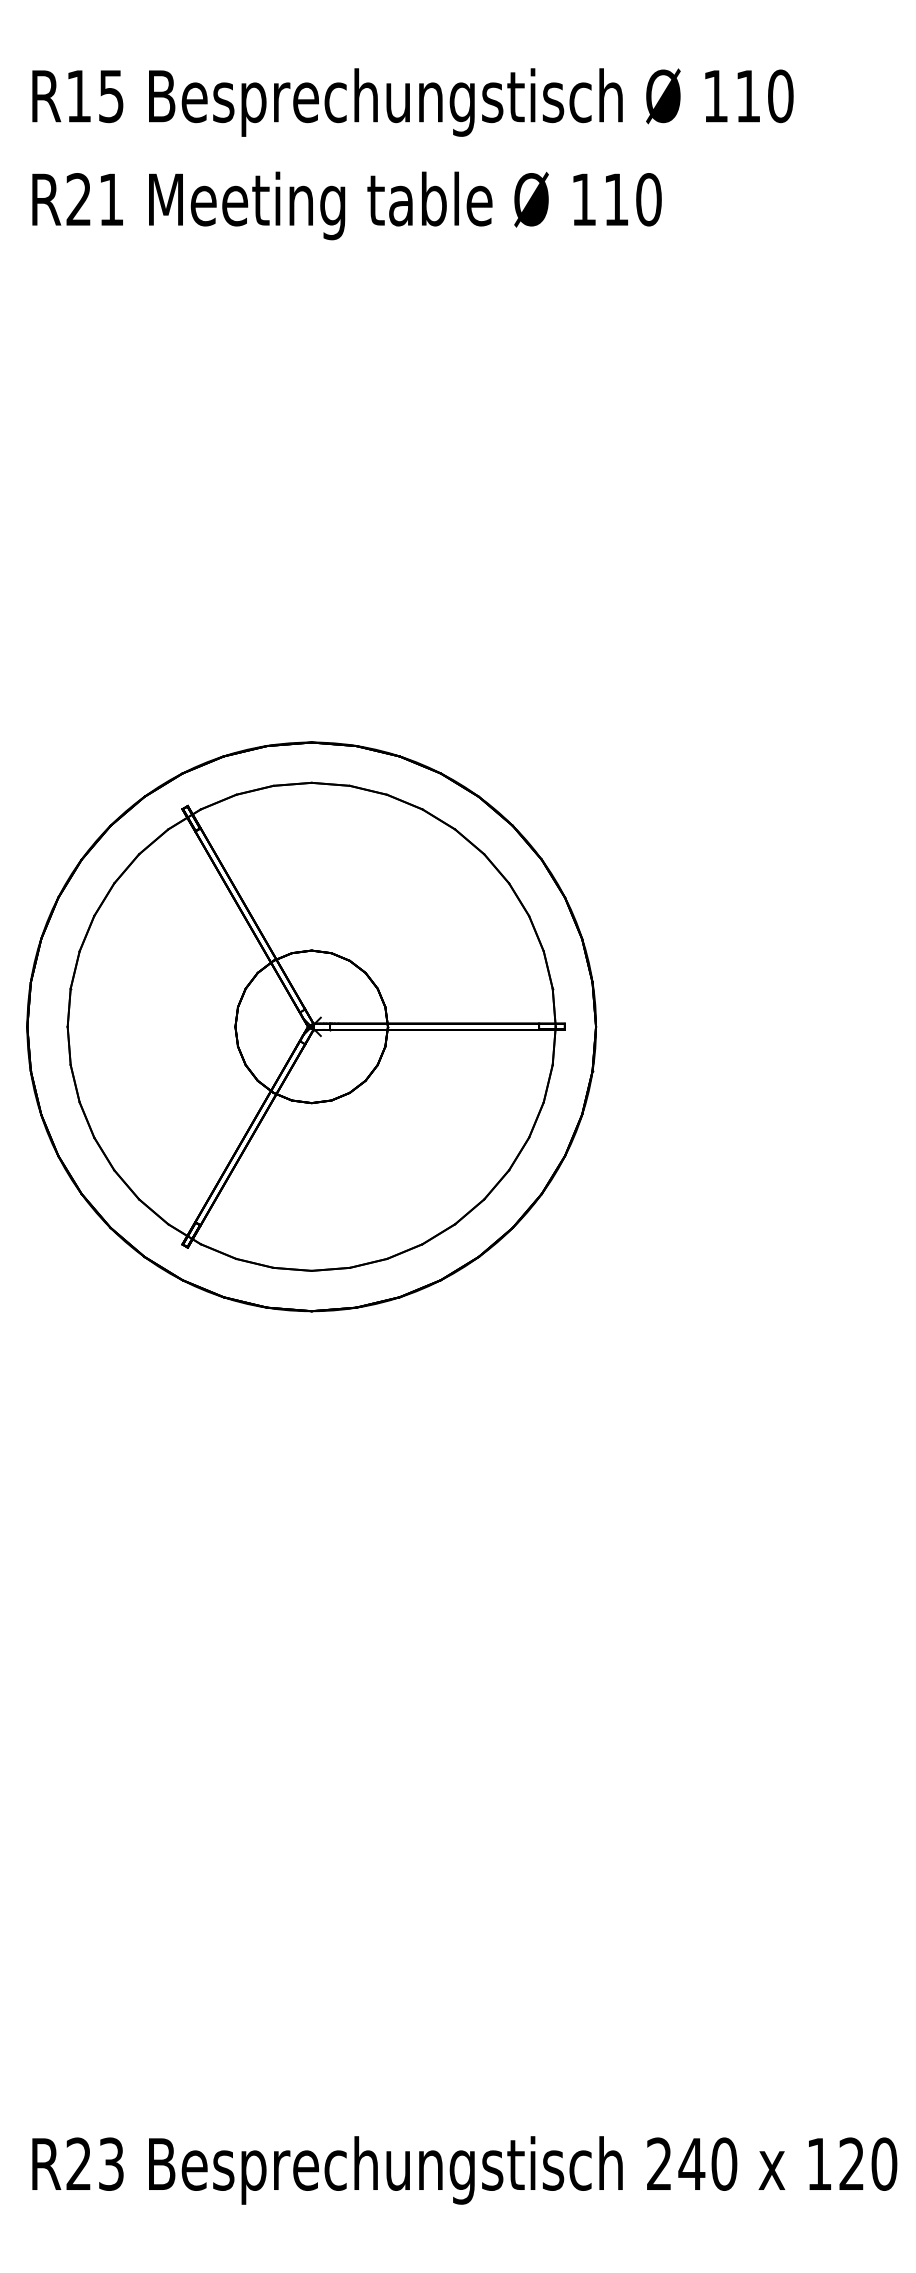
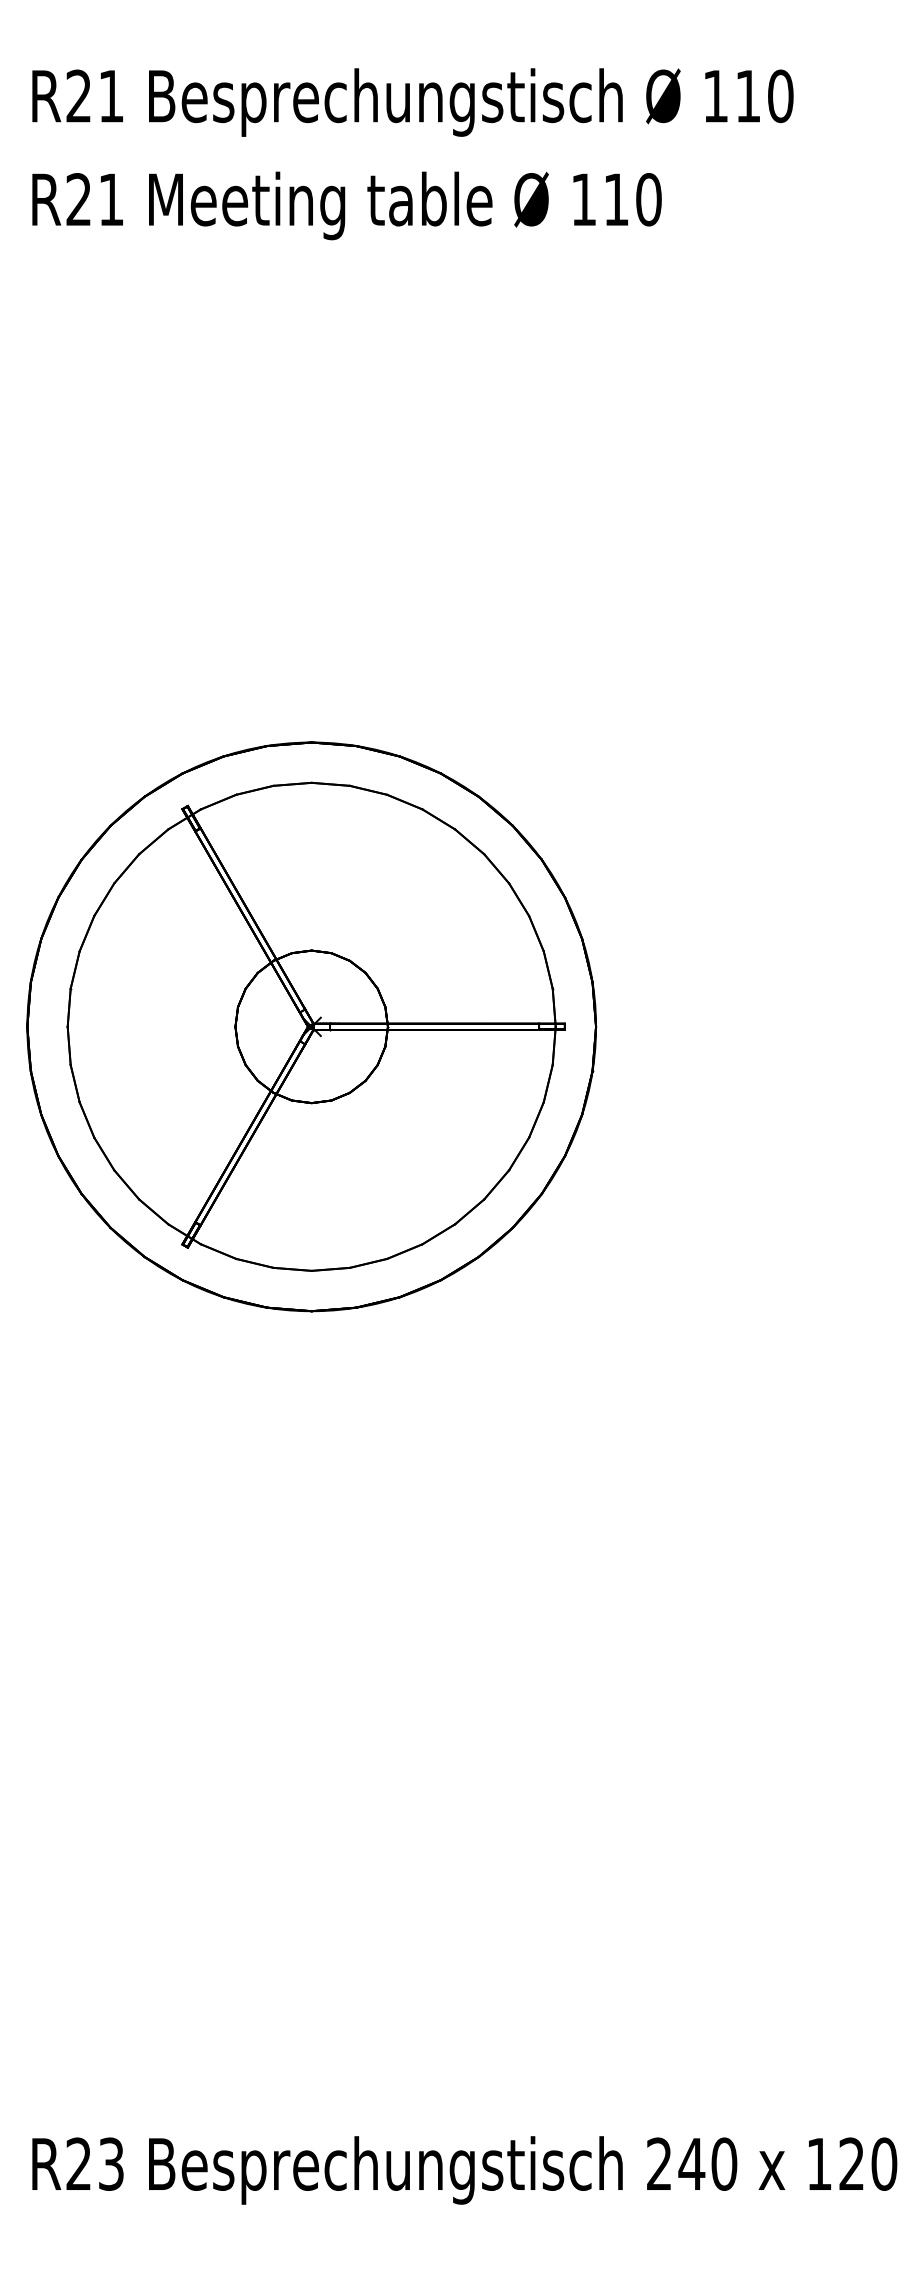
text: R15 -> R21 (94, 96)
